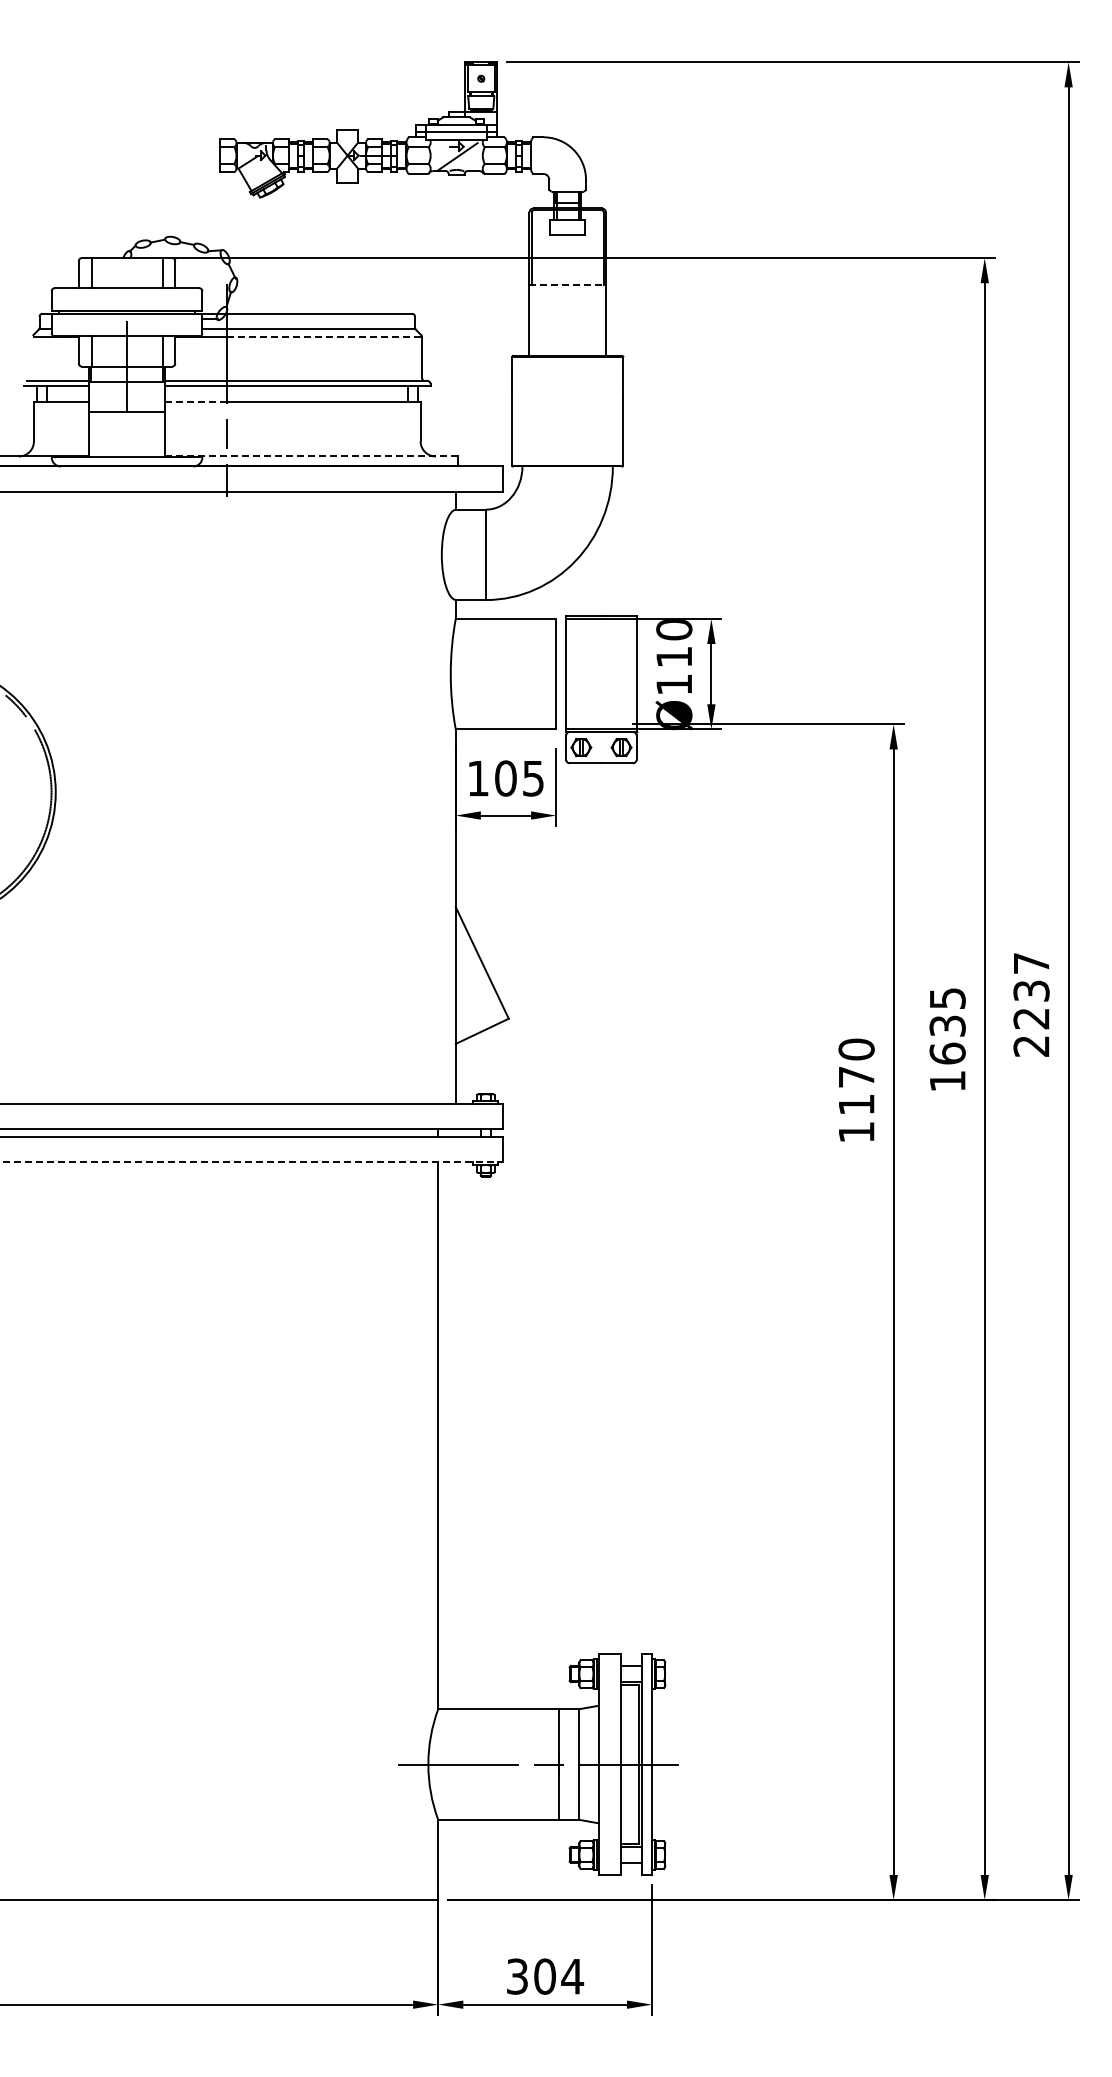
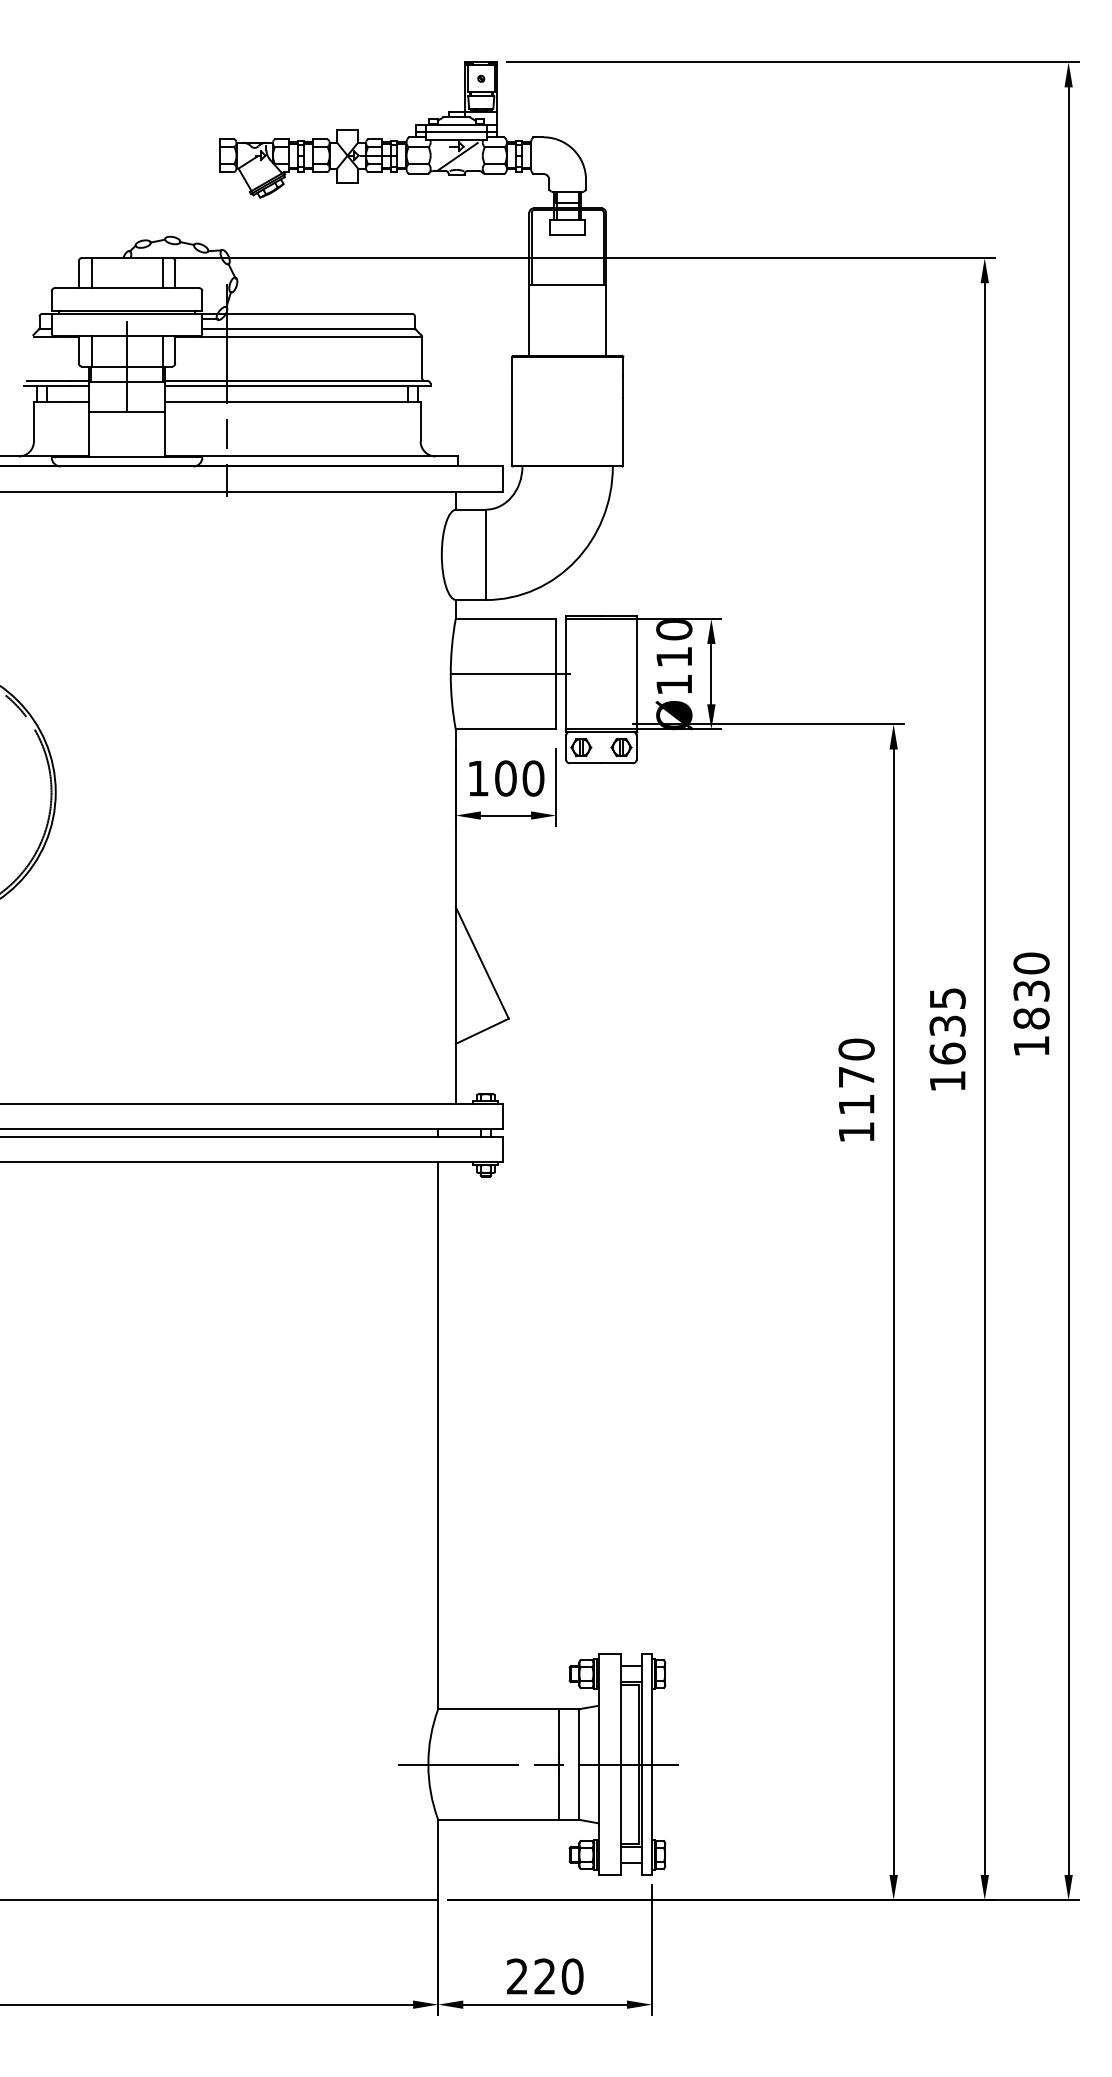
line: dashed -> solid (568, 284)
line: dashed -> solid (324, 336)
line: dashed -> solid (196, 402)
line: dashed -> solid (311, 456)
line: none -> present (507, 674)
text: 105 -> 100 (533, 778)
text: 2237 -> 1830 (1031, 1004)
line: dashed -> solid (252, 1161)
text: 304 -> 220 (545, 1976)
